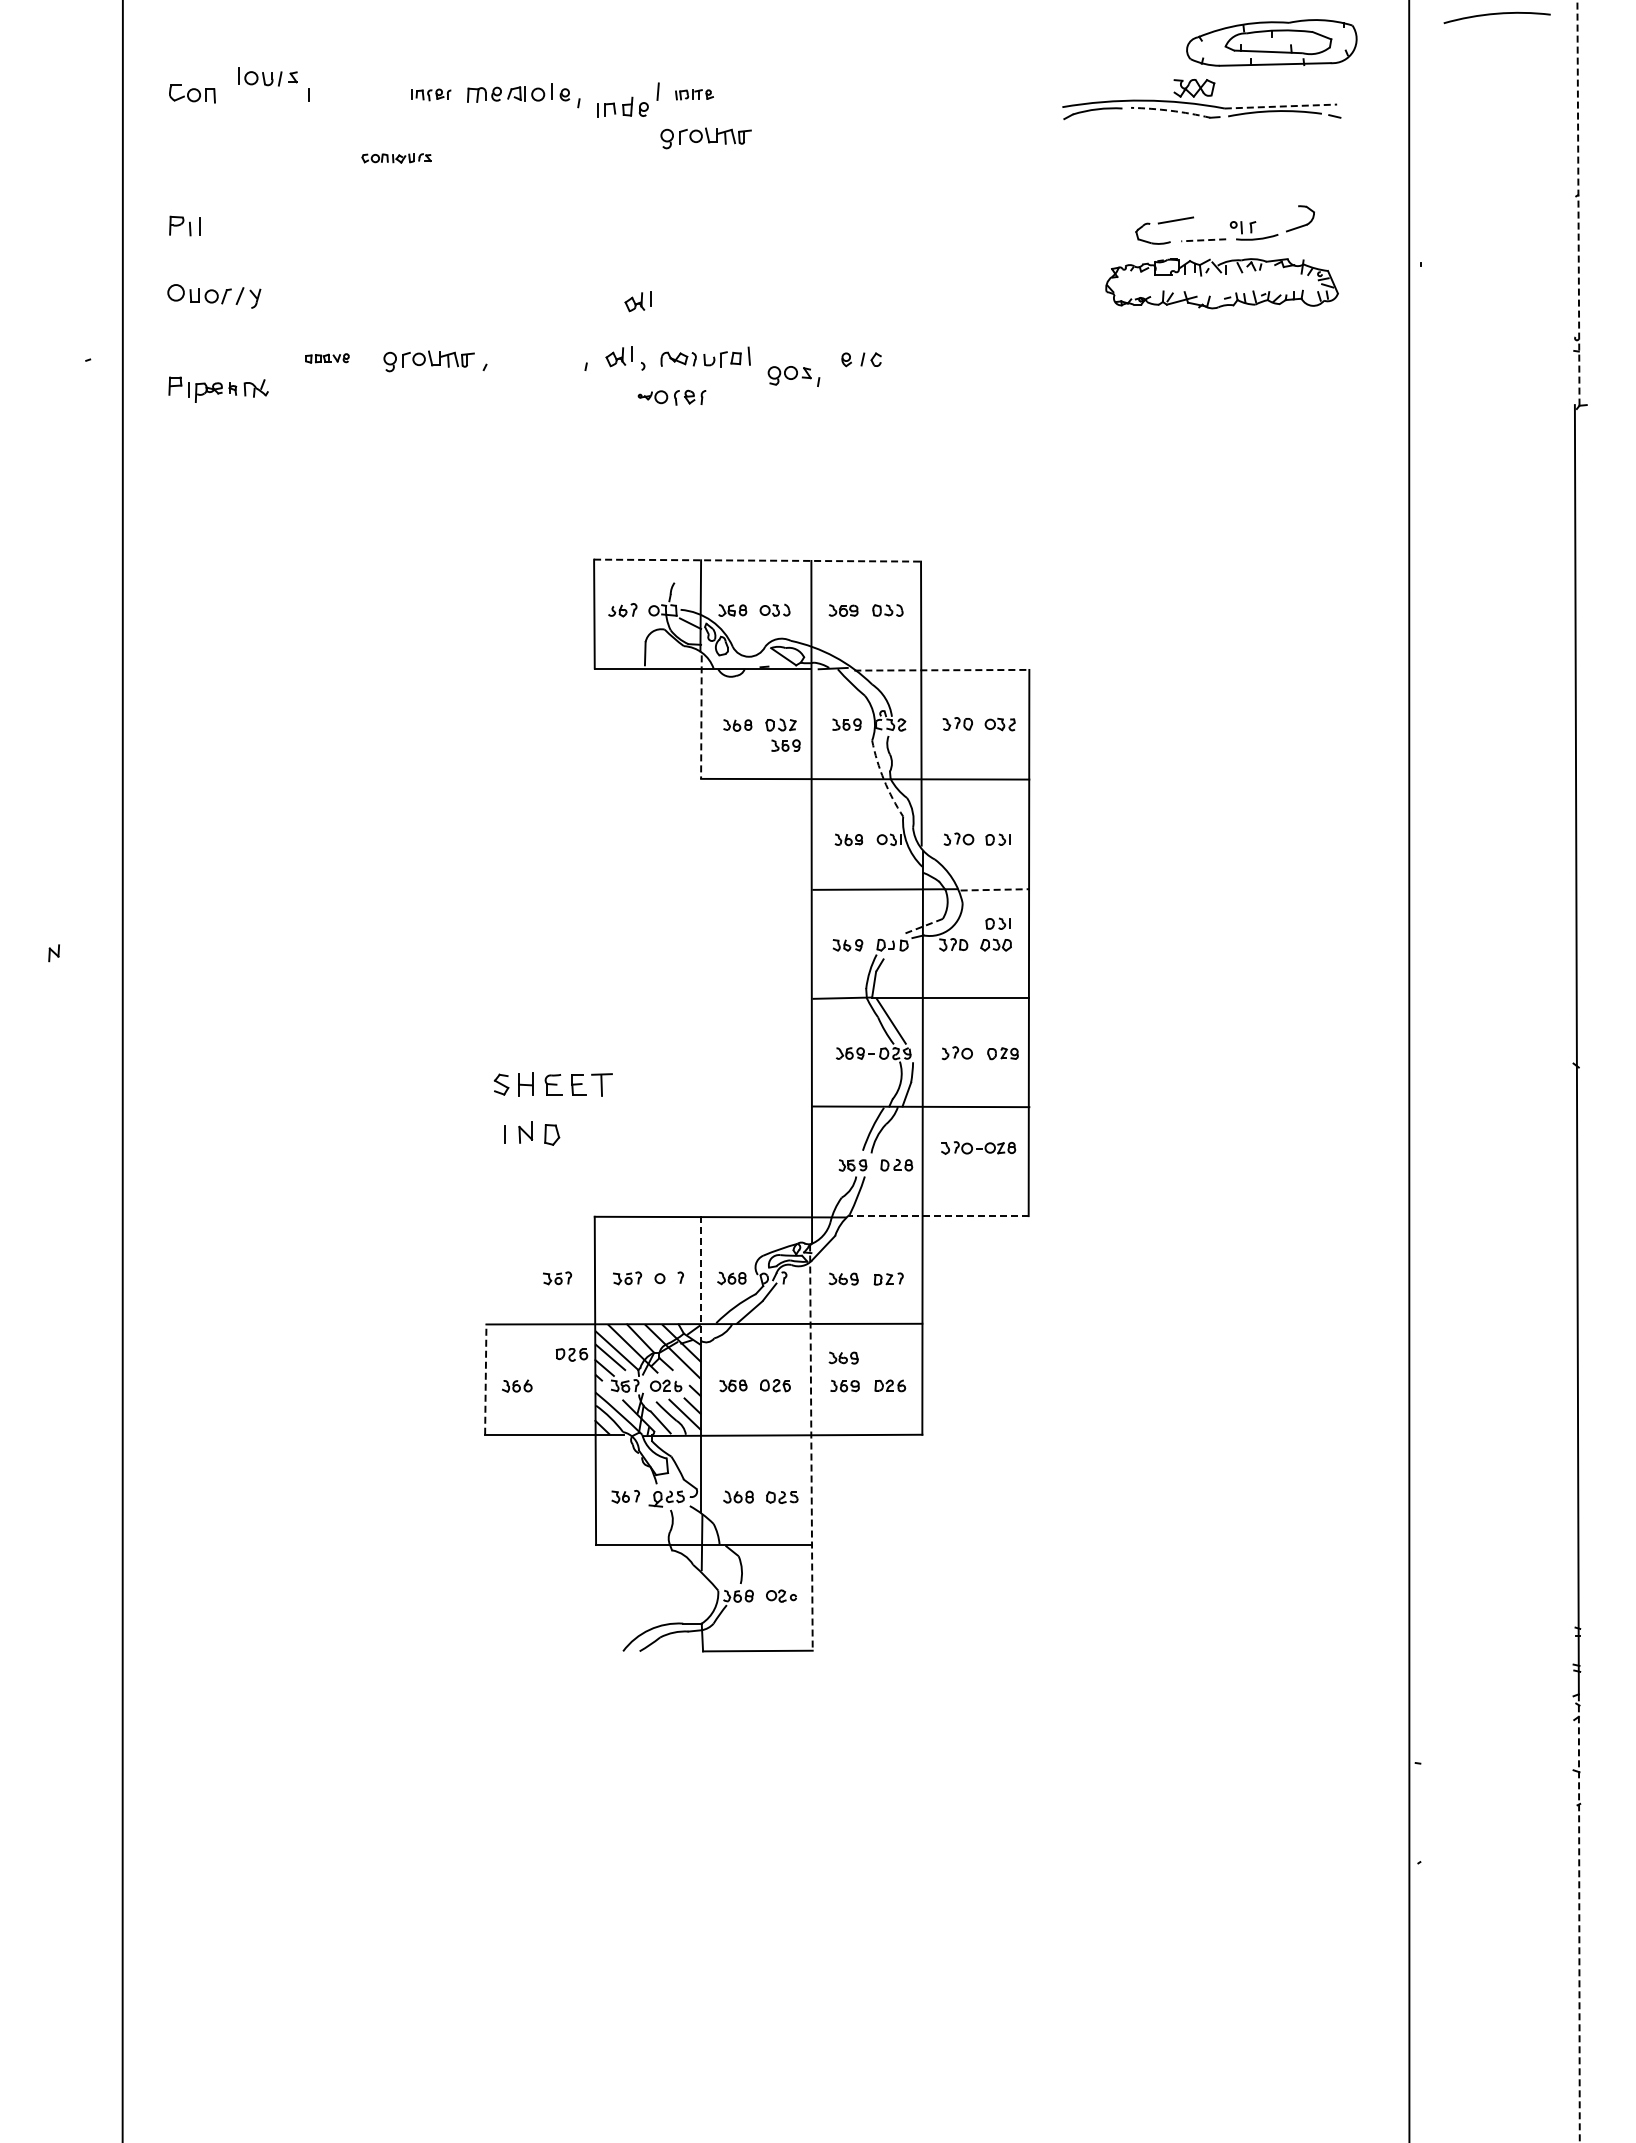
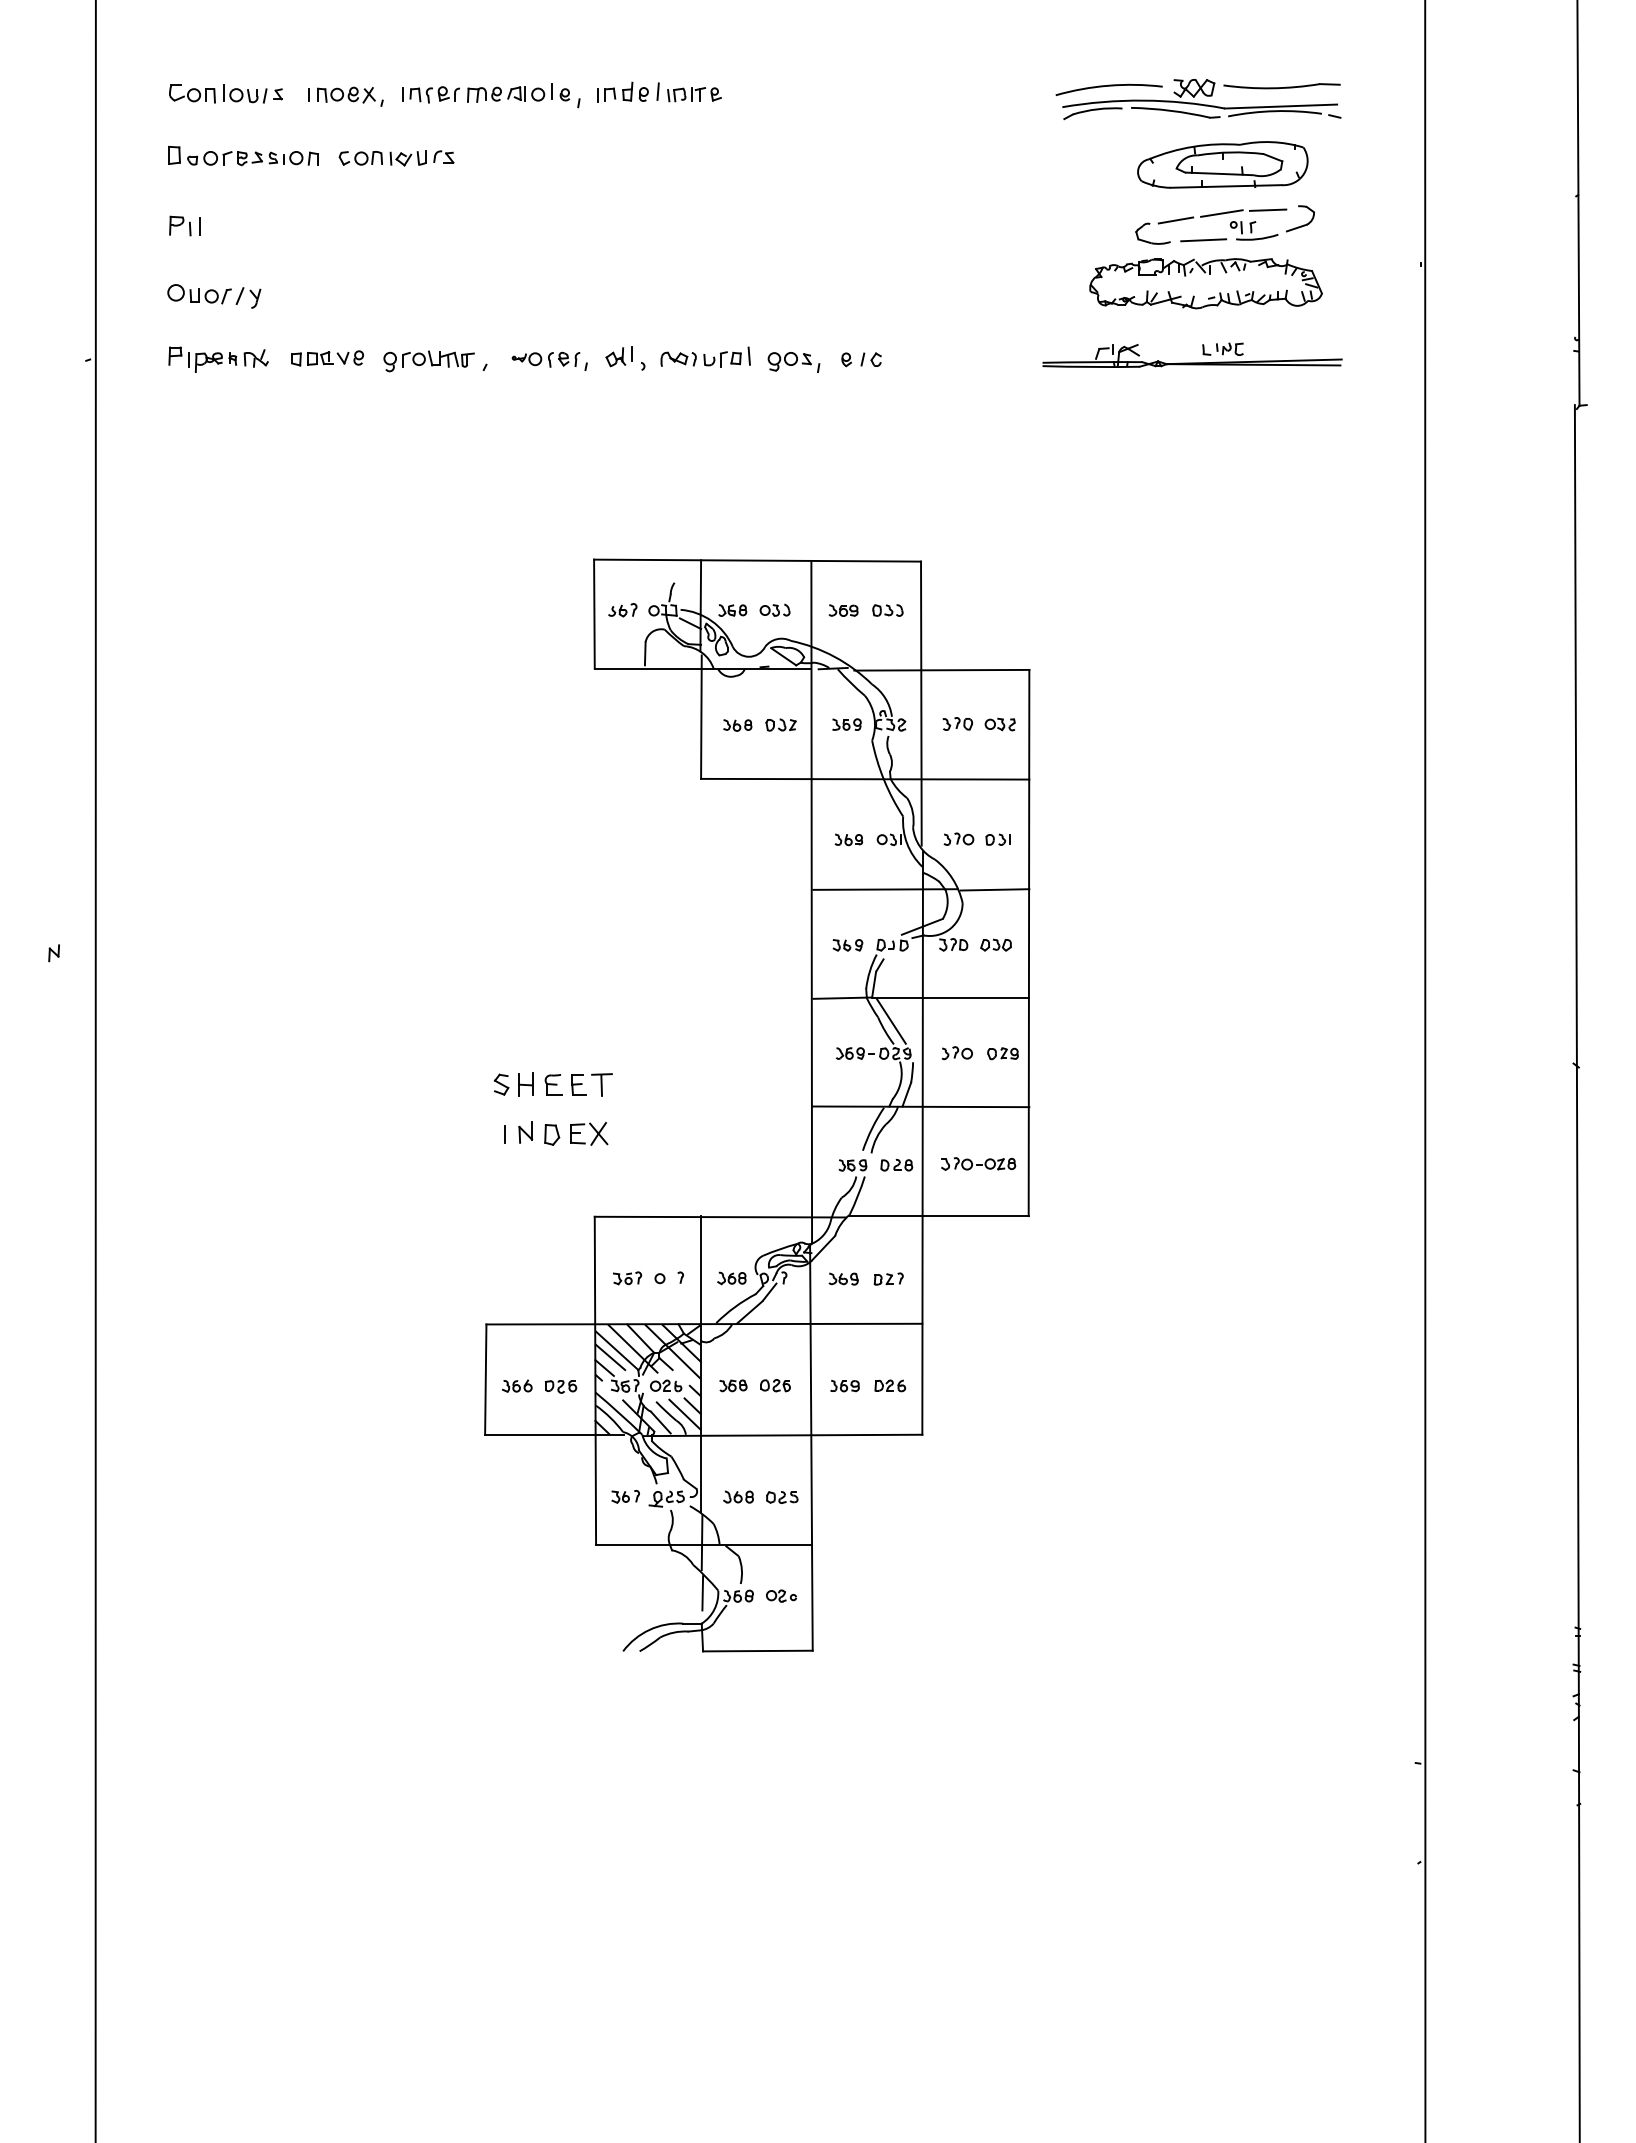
arc position: (1496, 14) -> (1108, 86) (1108, 86)
part position: (1271, 42) -> (1222, 164) (1222, 164)
part position: (267, 76) -> (252, 93) (252, 93)
part: none -> present (1281, 86)
part size: 41x14 px -> 58x18 px (430, 94)
part size: 39x12 px -> 55x16 px (694, 94)
part: none -> present (350, 96)
part position: (622, 106) -> (622, 91) (622, 91)
line: dashed -> solid (1281, 106)
arc: dashed -> solid (1170, 110)
part: present -> none (705, 138)
part: none -> present (243, 155)
part size: 71x11 px -> 117x17 px (396, 158)
line: dashed -> solid (1578, 202)
line: none -> present (1267, 209)
line: none -> present (1221, 213)
line: dashed -> solid (1203, 240)
part position: (1221, 283) -> (1205, 283) (1205, 283)
part: present -> none (637, 301)
part size: 45x11 px -> 73x17 px (327, 358)
part: none -> present (1192, 362)
part position: (793, 376) -> (793, 362) (793, 362)
part position: (218, 389) -> (218, 359) (218, 359)
part position: (671, 397) -> (545, 359) (545, 359)
line: dashed -> solid (758, 560)
line: dashed -> solid (941, 670)
line: dashed -> solid (701, 717)
part: present -> none (785, 745)
arc: dashed -> solid (884, 780)
line: dashed -> solid (995, 889)
part: present -> none (997, 923)
line: dashed -> solid (922, 926)
line position: (122, 1070) -> (95, 1070) (95, 1070)
line position: (1409, 1070) -> (1425, 1070) (1425, 1070)
part: none -> present (589, 1133)
part position: (978, 1147) -> (978, 1163) (978, 1163)
line: dashed -> solid (938, 1216)
part: present -> none (557, 1278)
line: dashed -> solid (701, 1279)
part position: (571, 1354) -> (560, 1386) (560, 1386)
part: present -> none (843, 1357)
line: dashed -> solid (485, 1379)
line: dashed -> solid (811, 1448)
line: none -> present (702, 1593)
line: dashed -> solid (1579, 1918)
